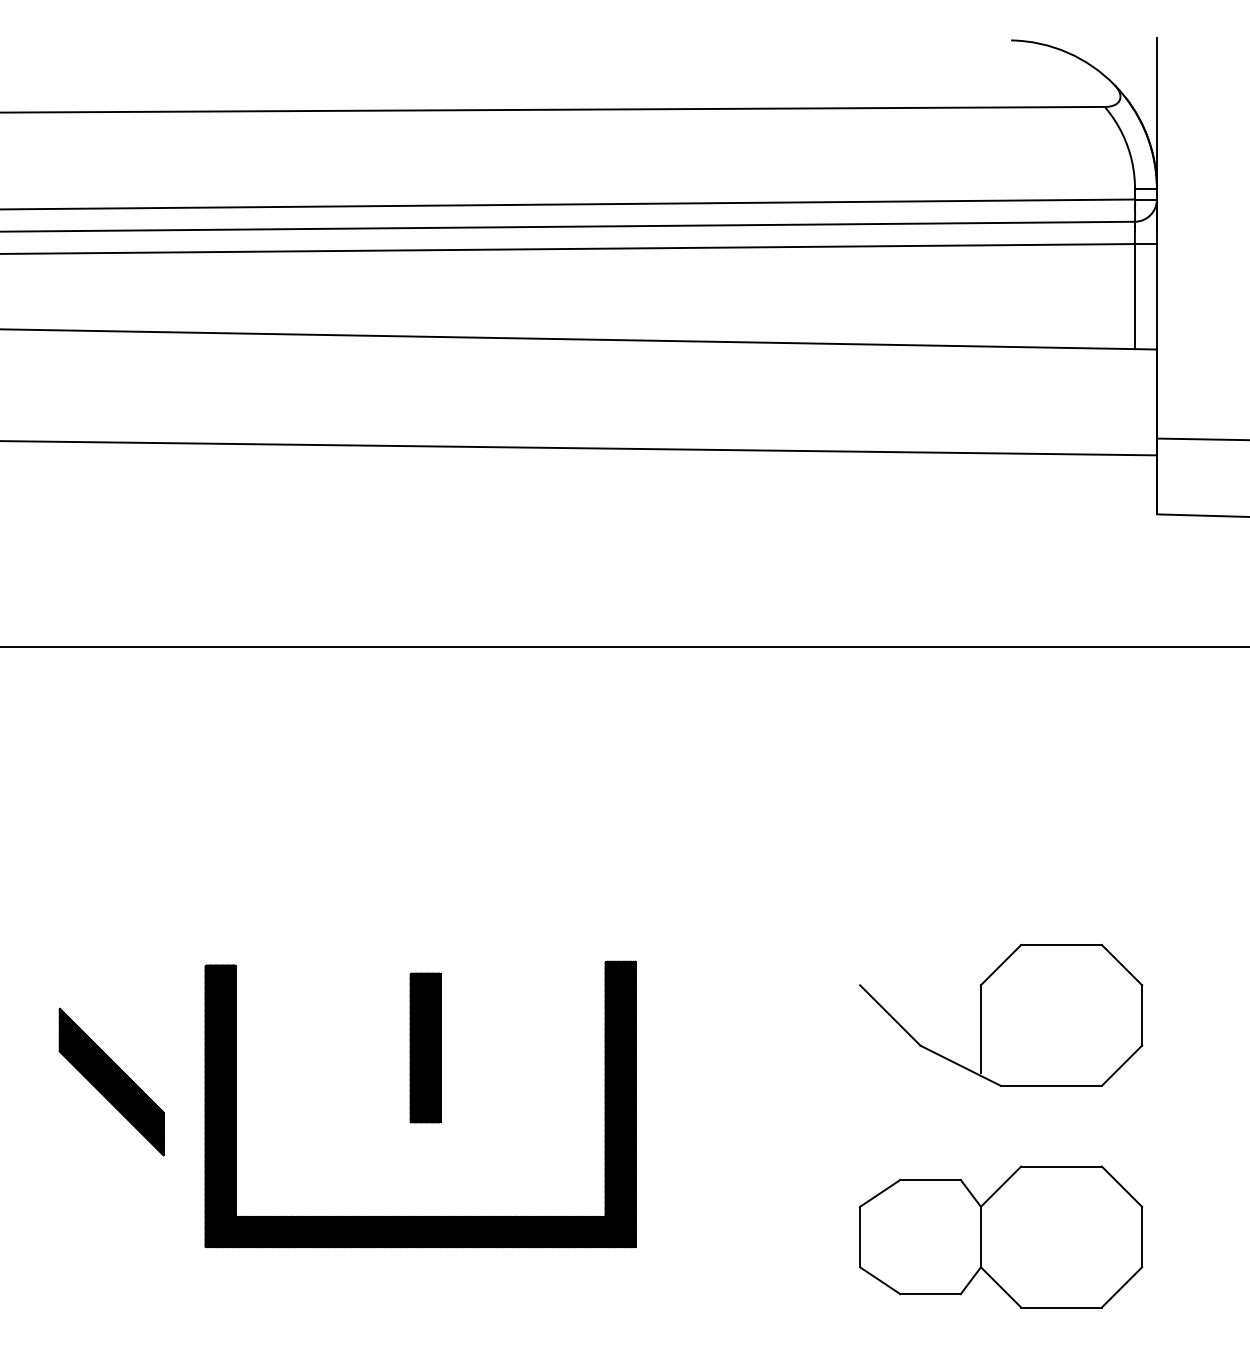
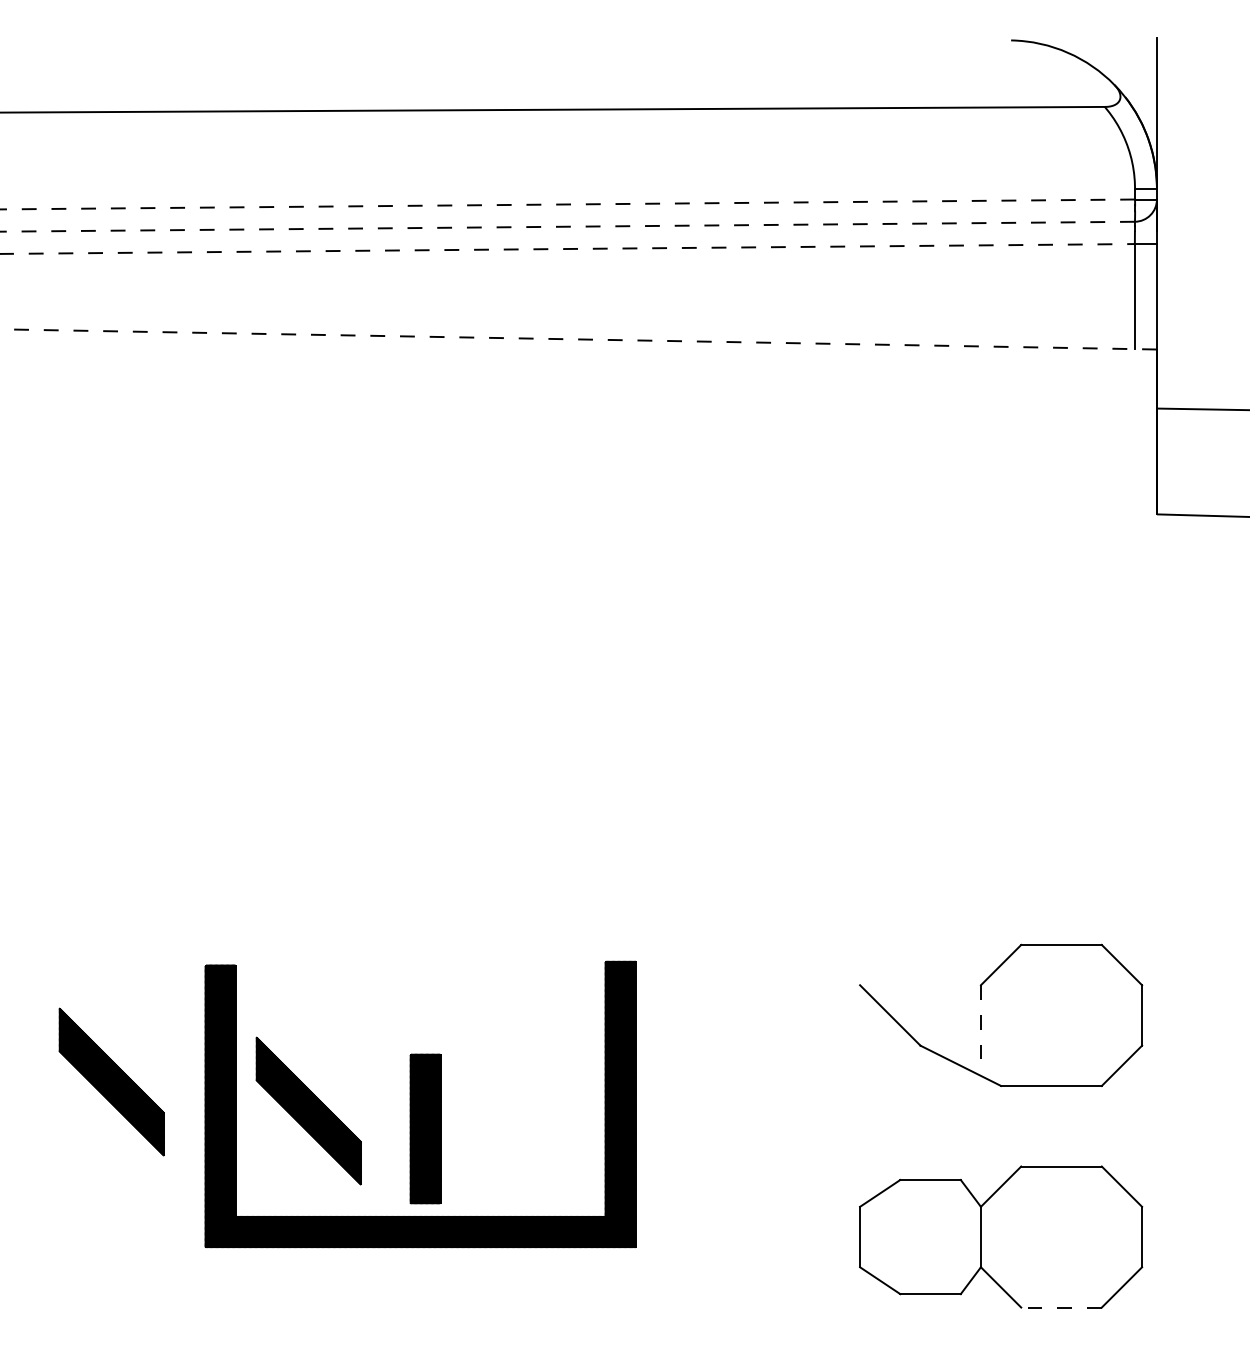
line: solid -> dashed (567, 204)
line: solid -> dashed (566, 226)
line: solid -> dashed (567, 249)
line: solid -> dashed (578, 339)
line position: (1201, 439) -> (1201, 409) (1201, 409)
line: present -> none (579, 448)
line: present -> none (624, 646)
line: solid -> dashed (980, 1028)
part position: (425, 1047) -> (425, 1128) (425, 1128)
part: none -> present (308, 1110)
line: solid -> dashed (1061, 1307)
